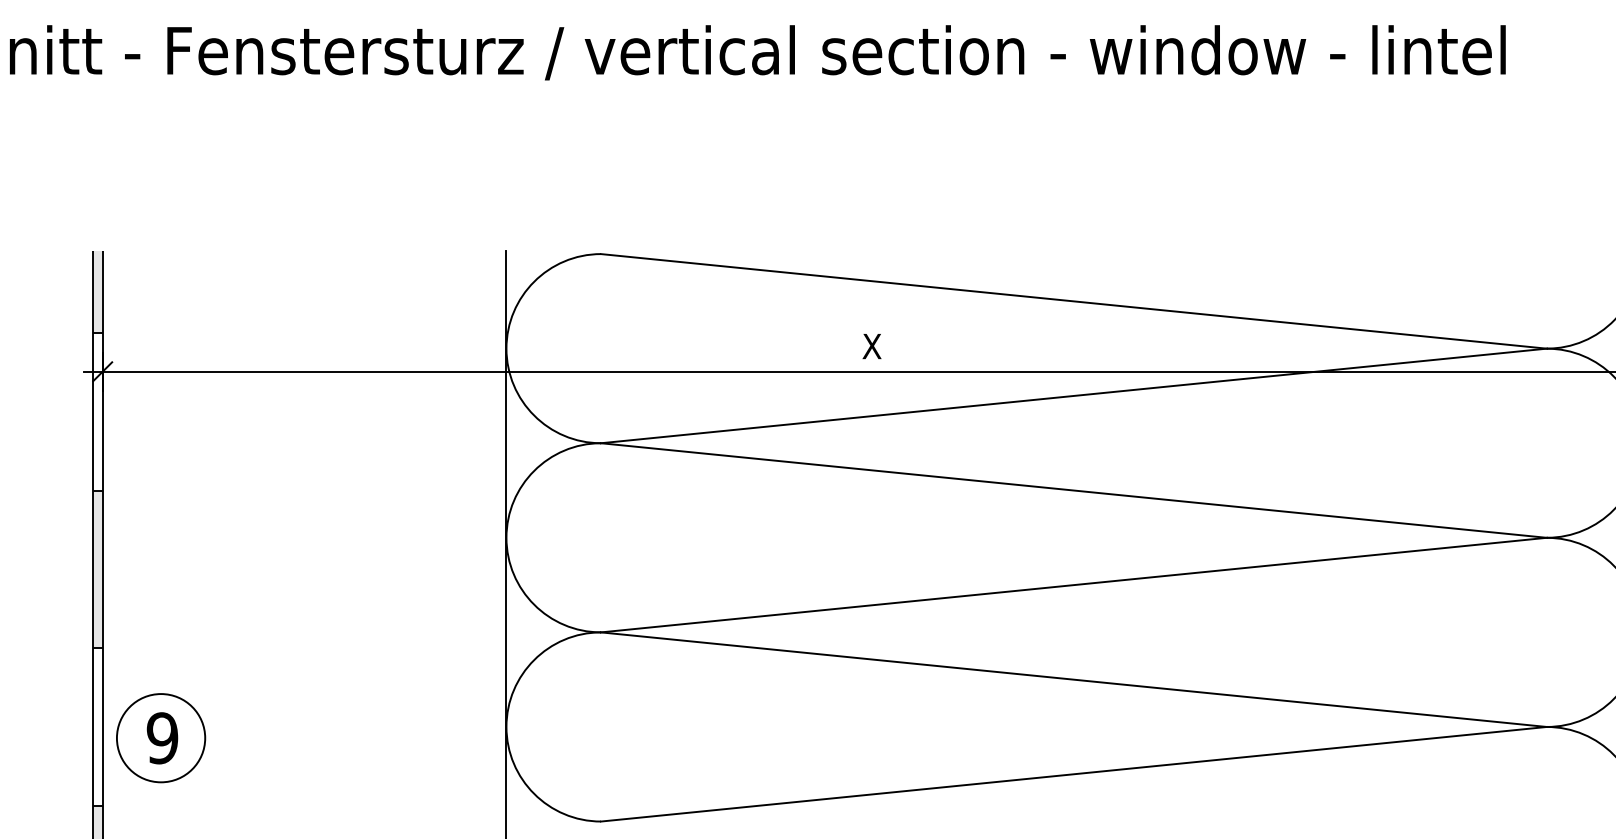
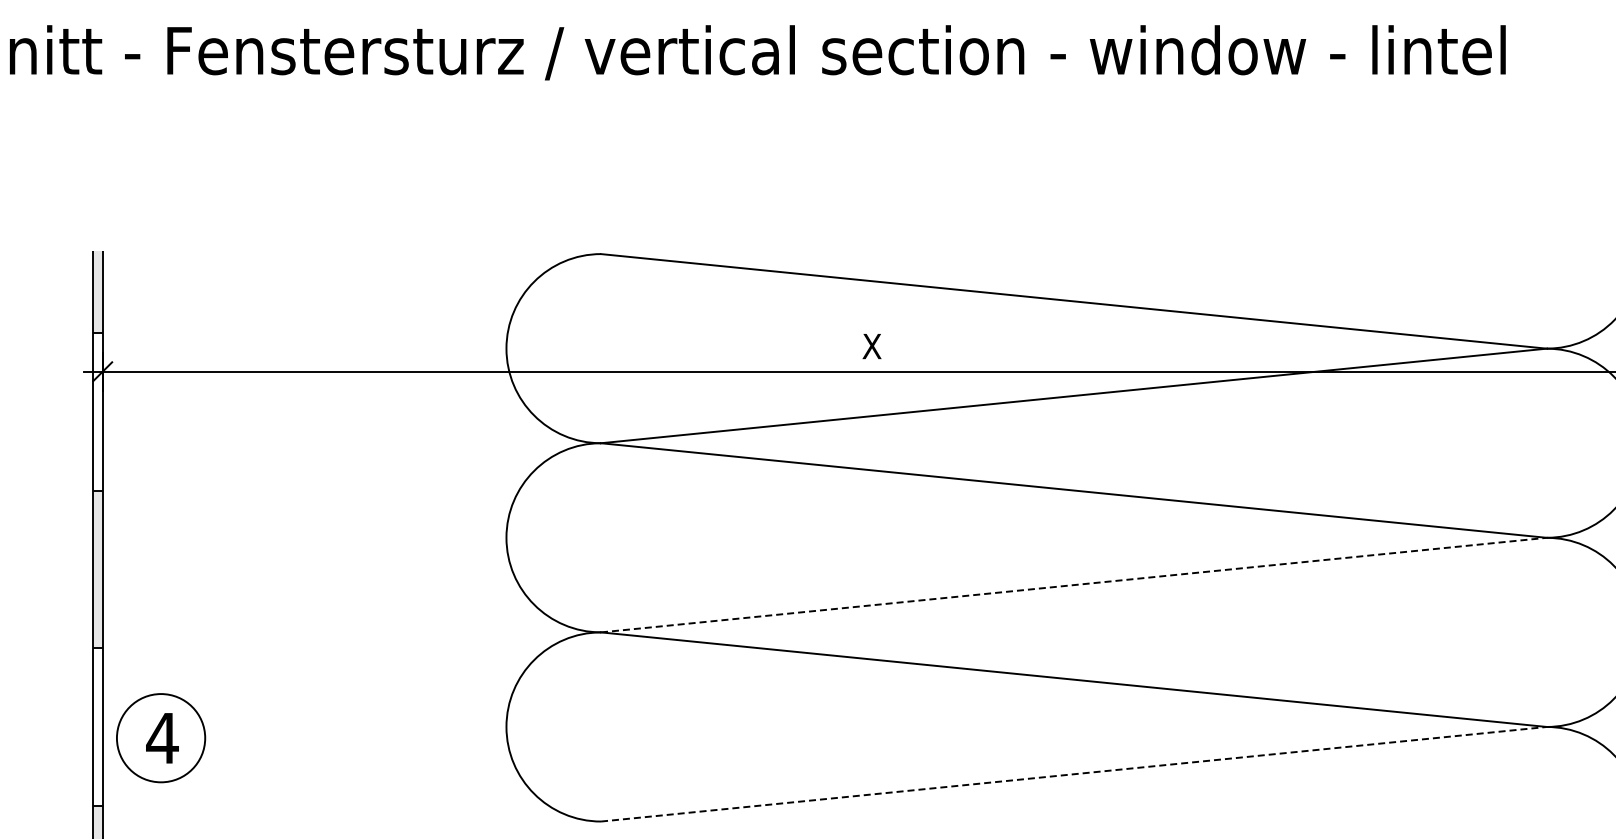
line: present -> none (506, 543)
line: solid -> dashed (1074, 585)
text: 9 -> 4 (162, 738)
line: solid -> dashed (1074, 774)
